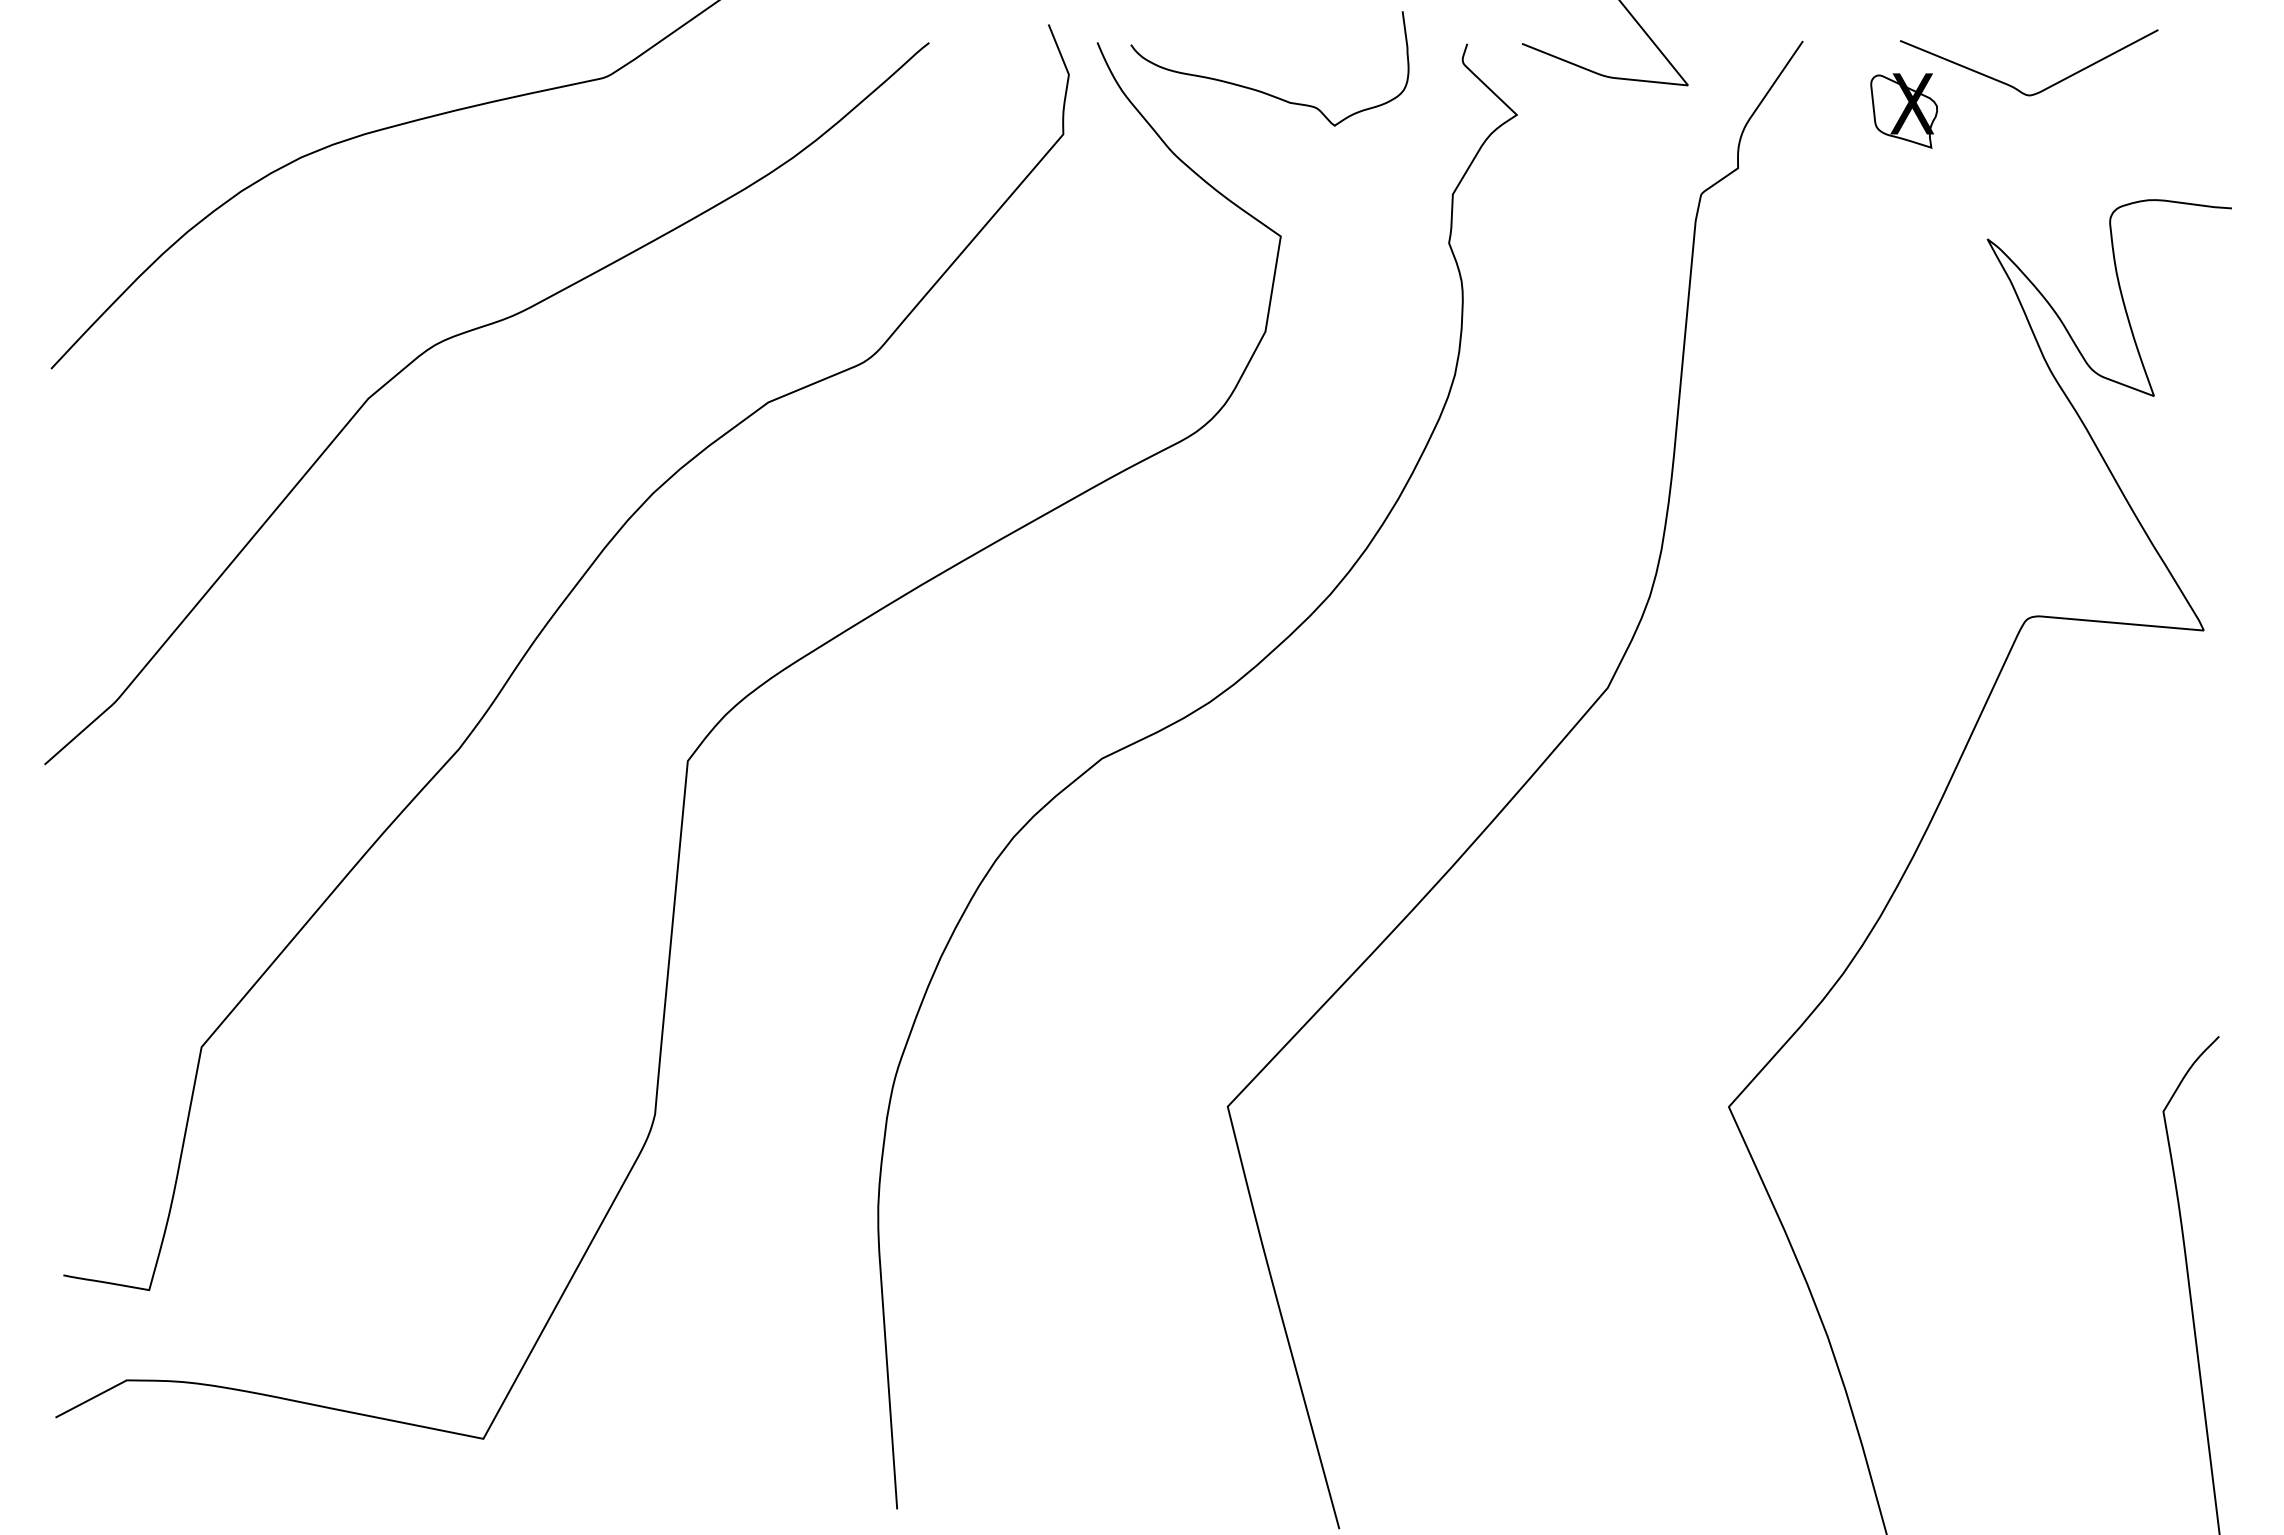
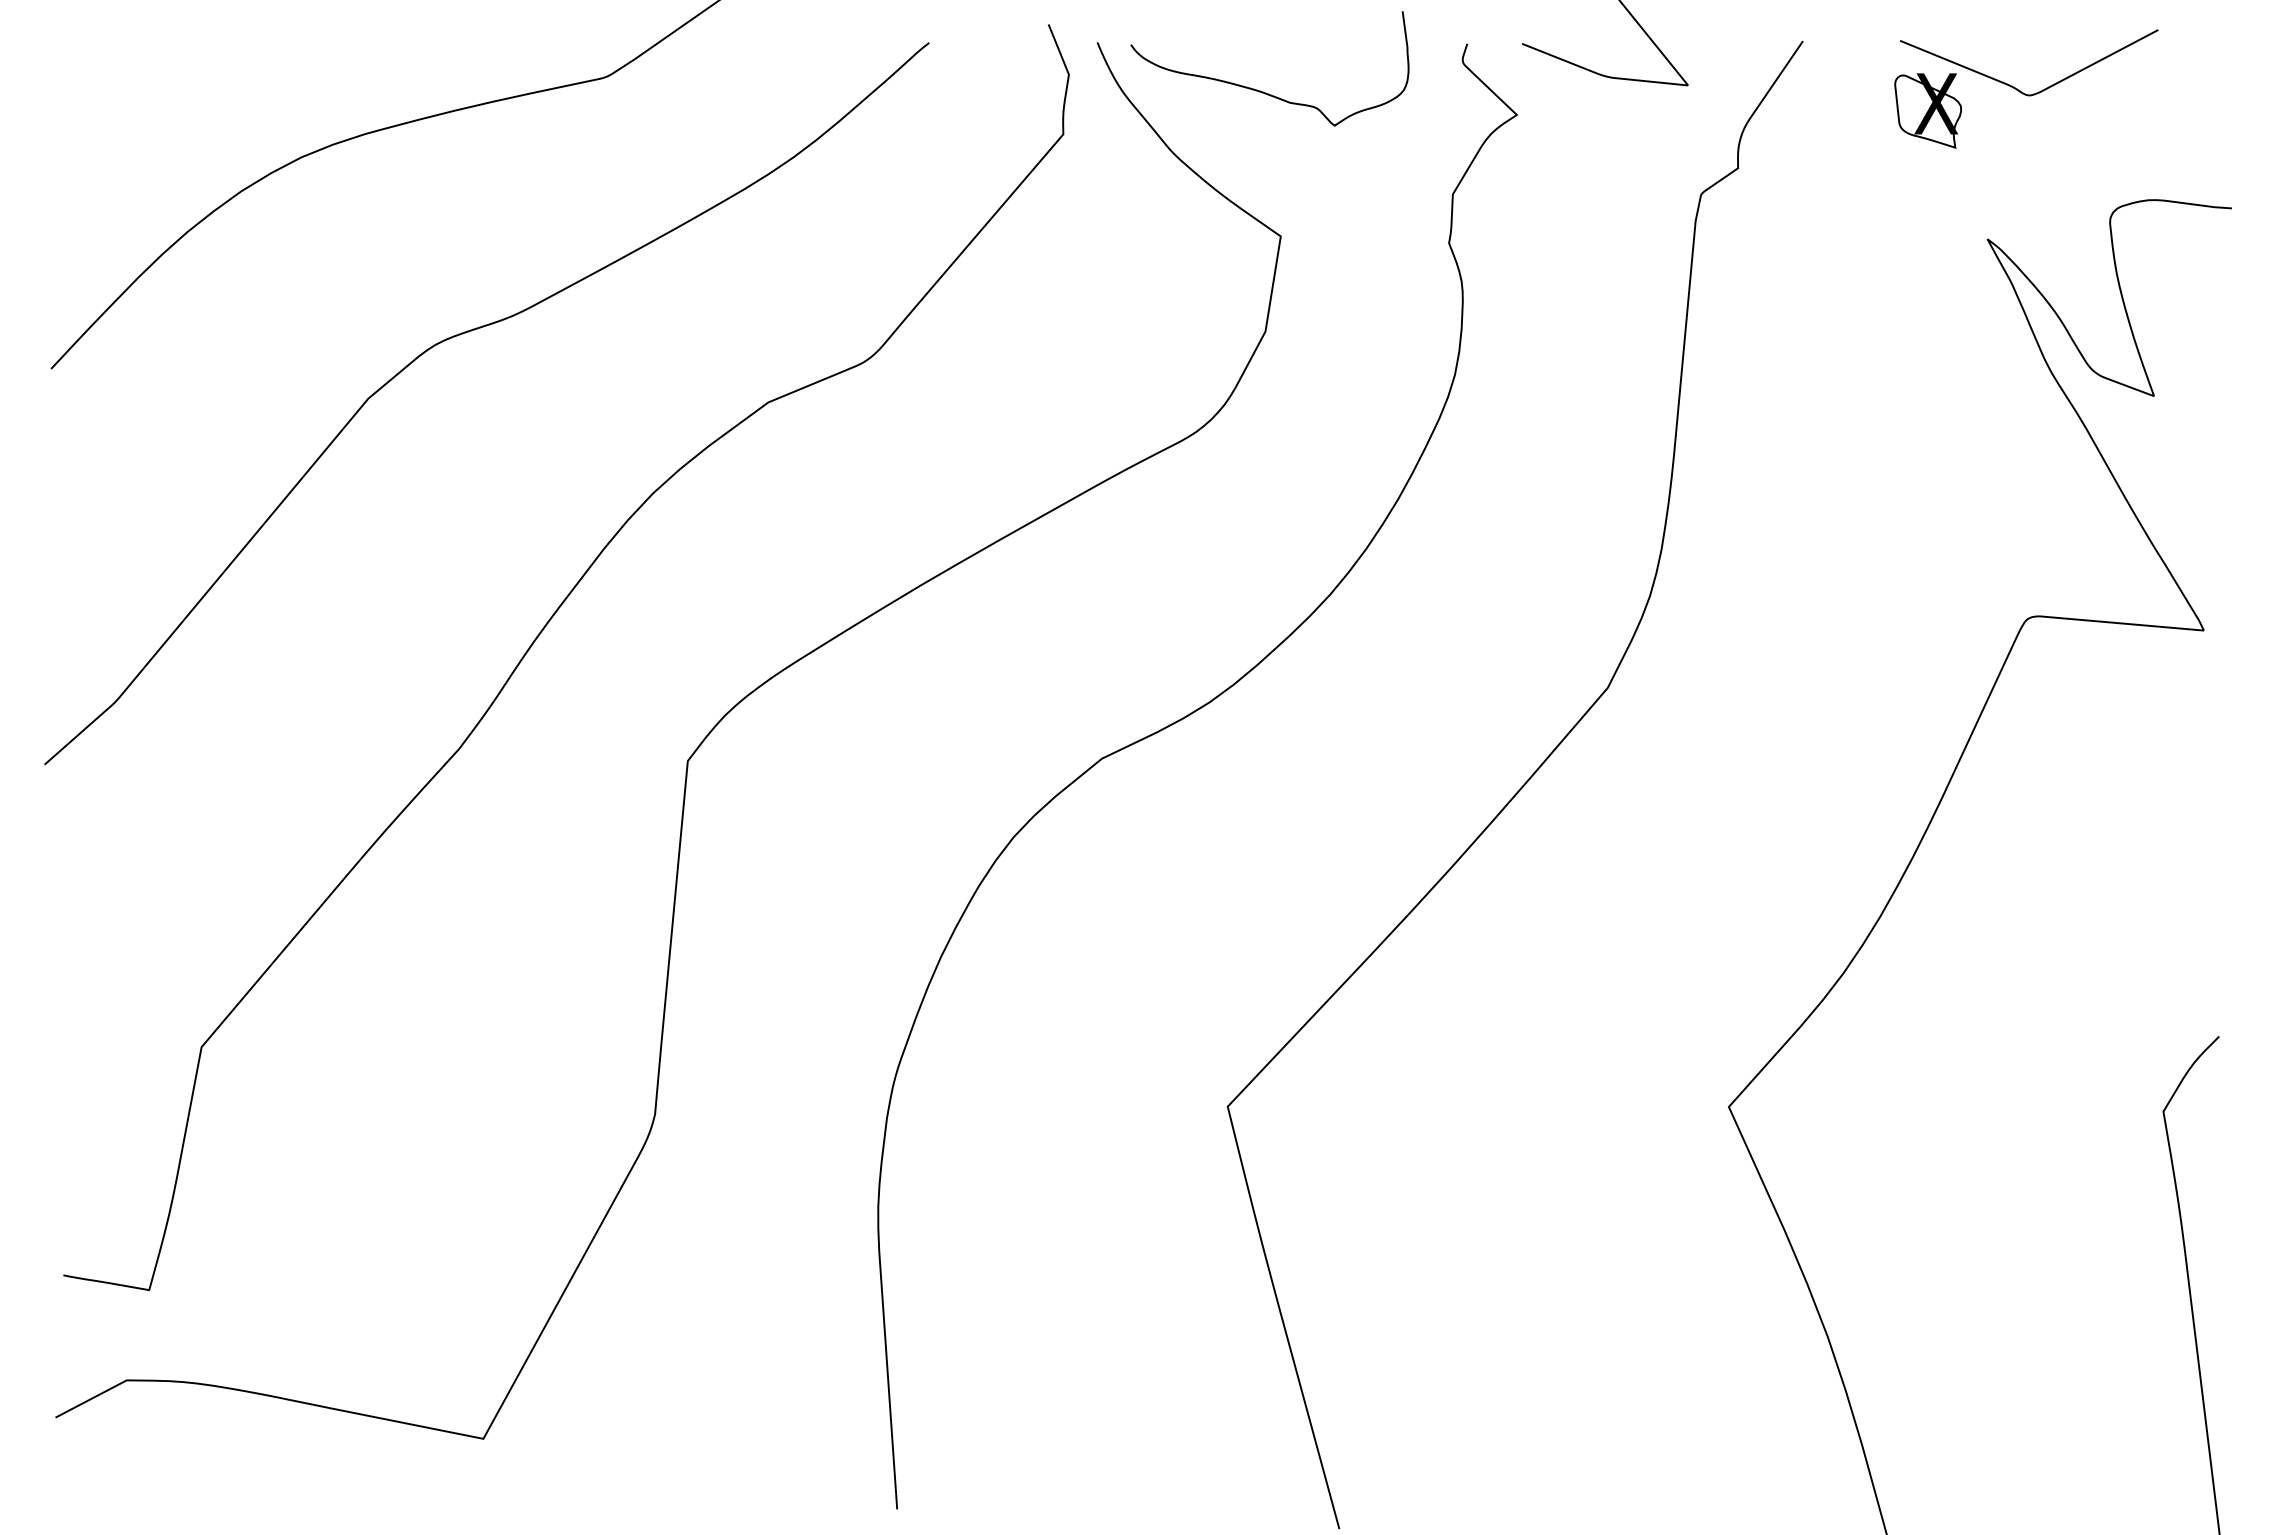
part position: (1903, 110) -> (1927, 110) (1927, 110)
